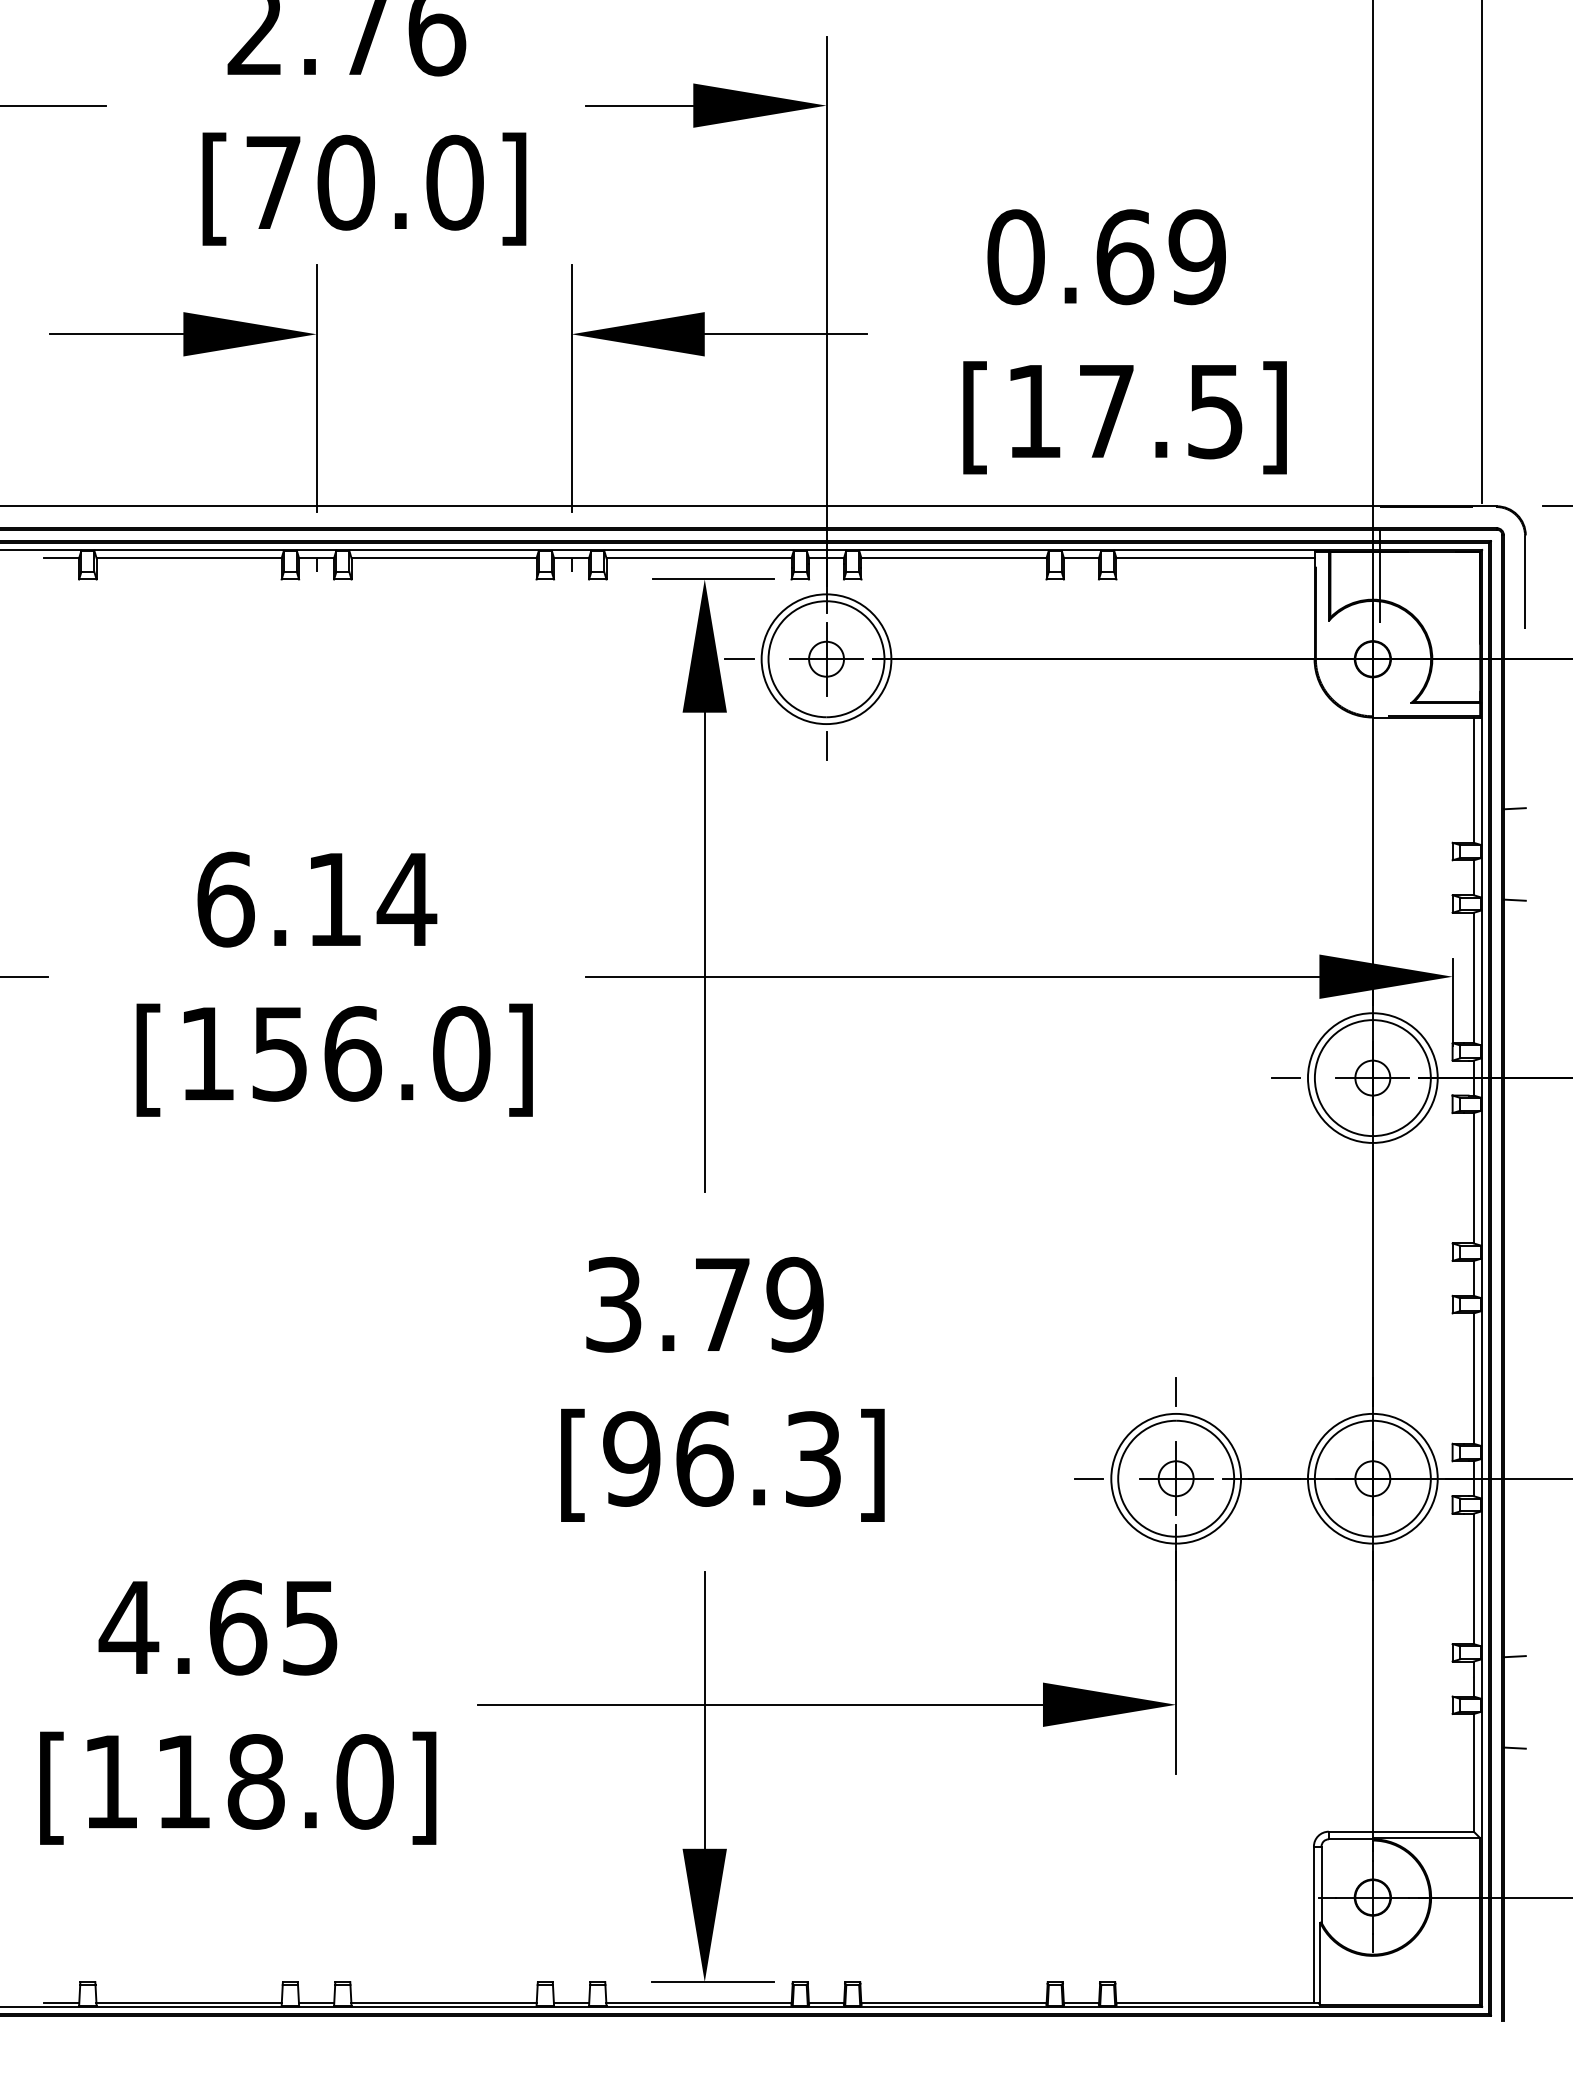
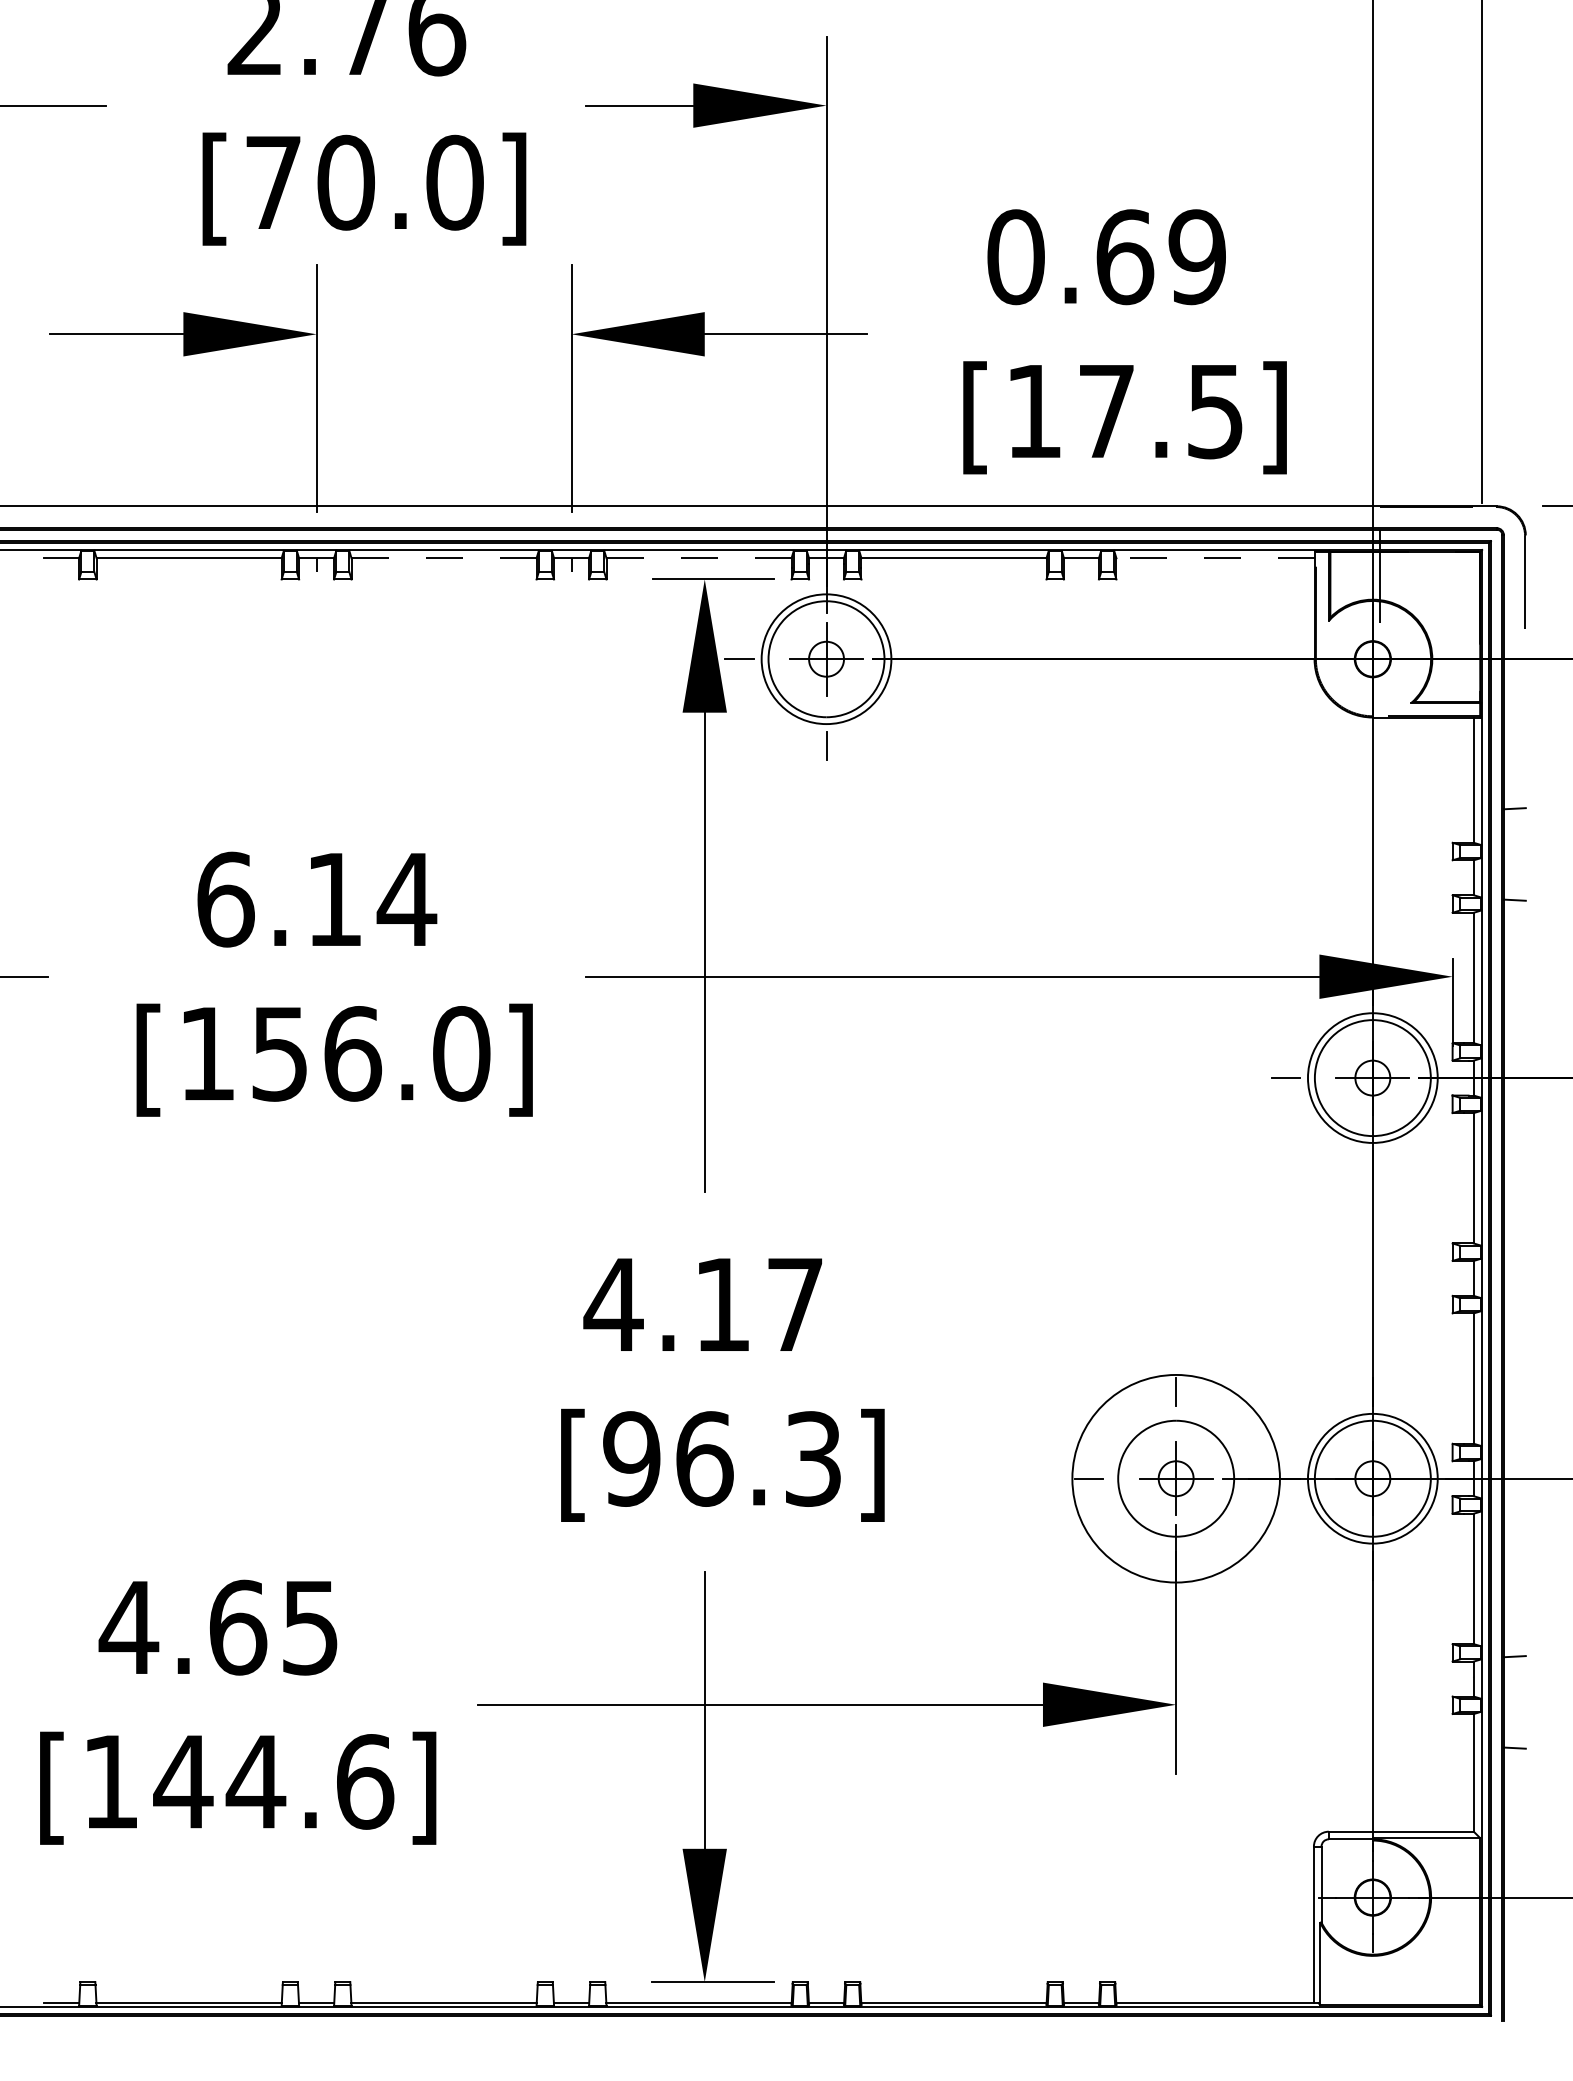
line: solid -> dashed (444, 558)
line: solid -> dashed (699, 558)
line: solid -> dashed (1215, 558)
text: 3.79 -> 4.17 (703, 1304)
circle diameter: 130 px -> 208 px (1175, 1478)
text: [118.0] -> [144.6] (273, 1781)
